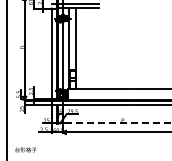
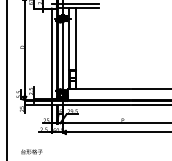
line: dashed -> solid (118, 123)
text position: (25, 149) -> (31, 151) (31, 151)
